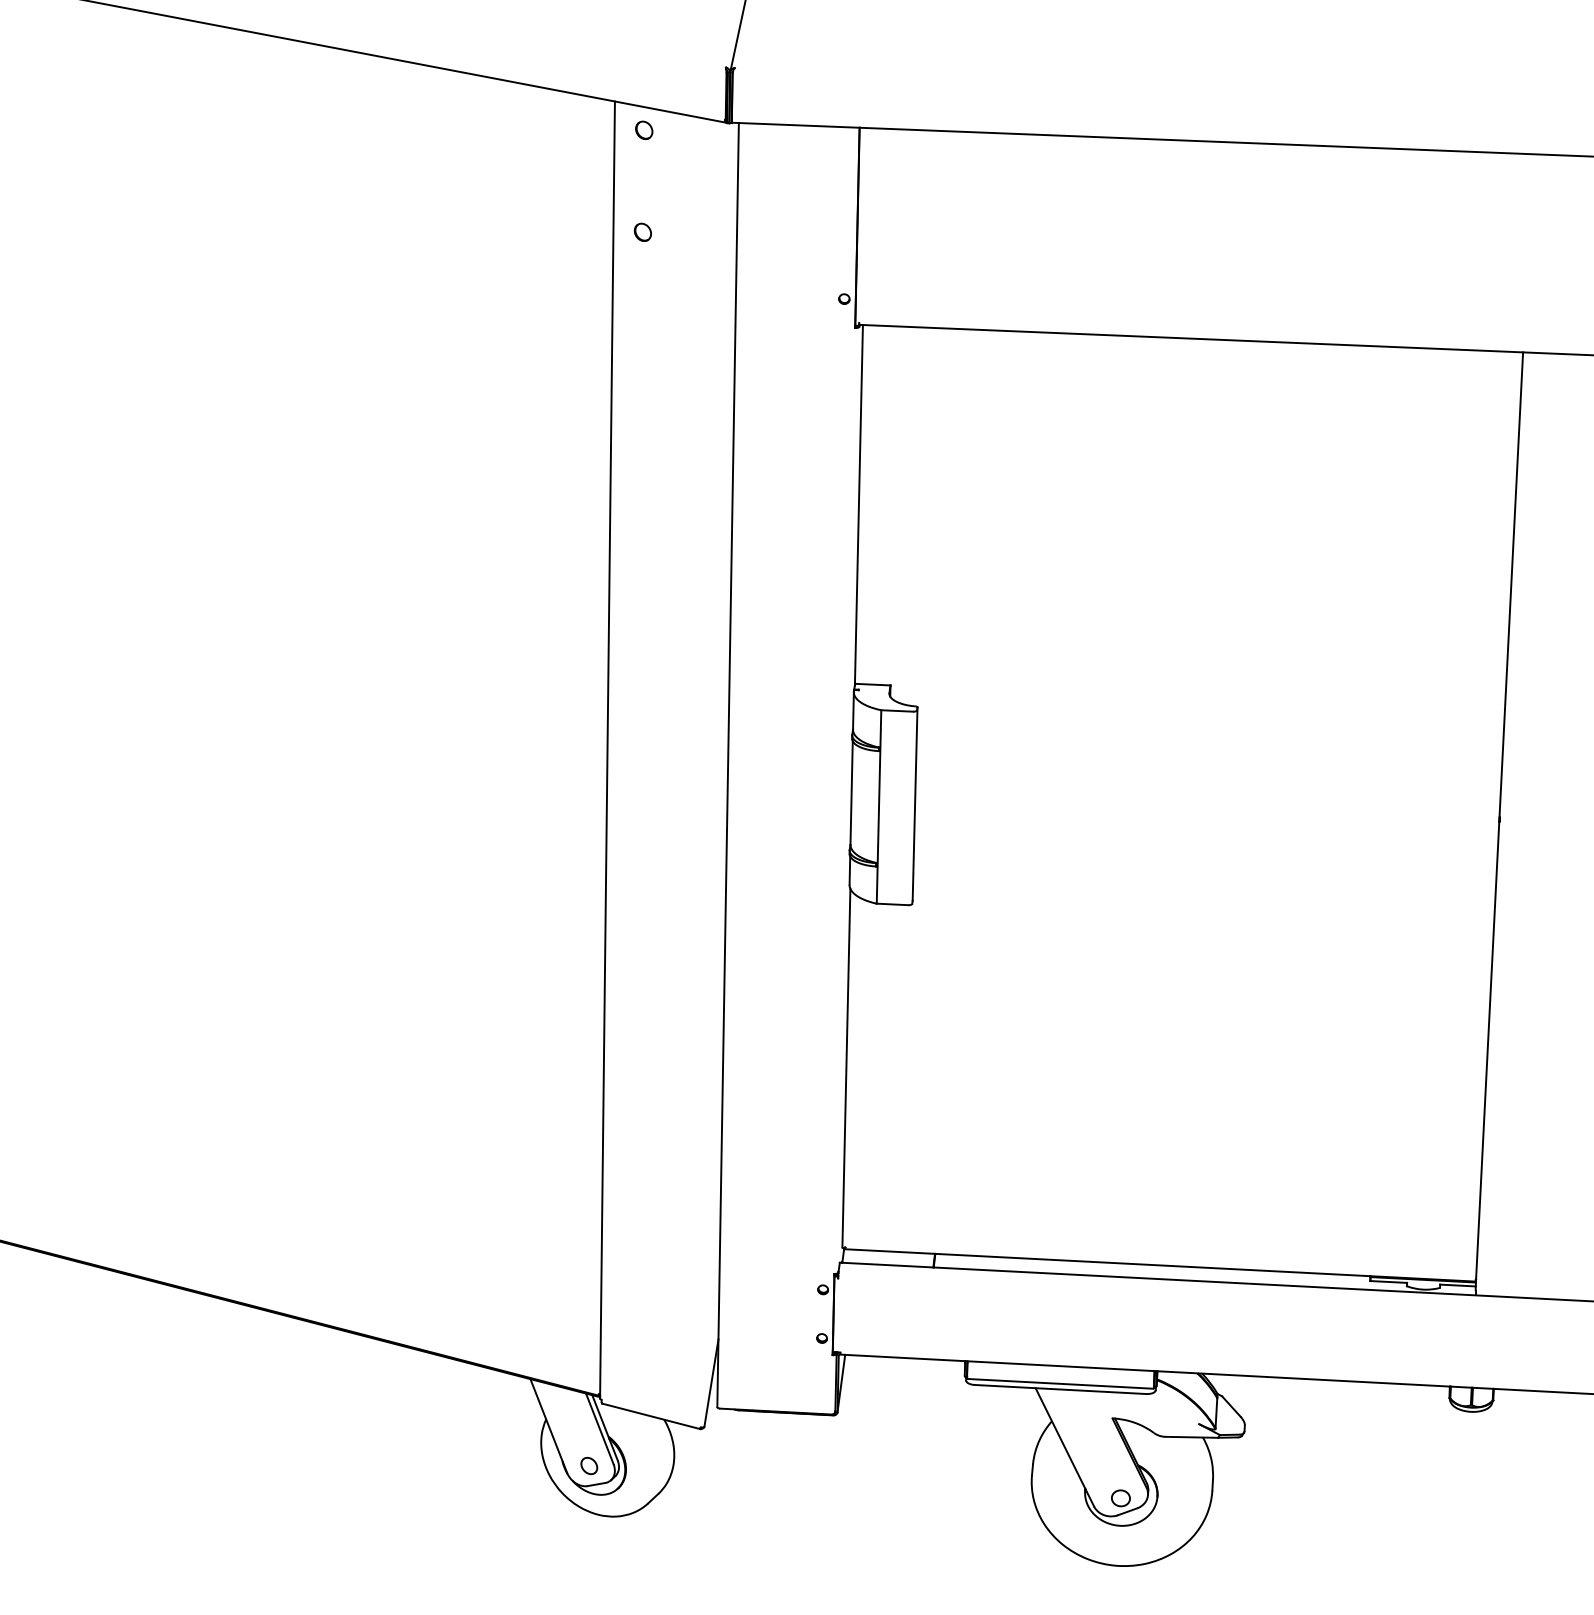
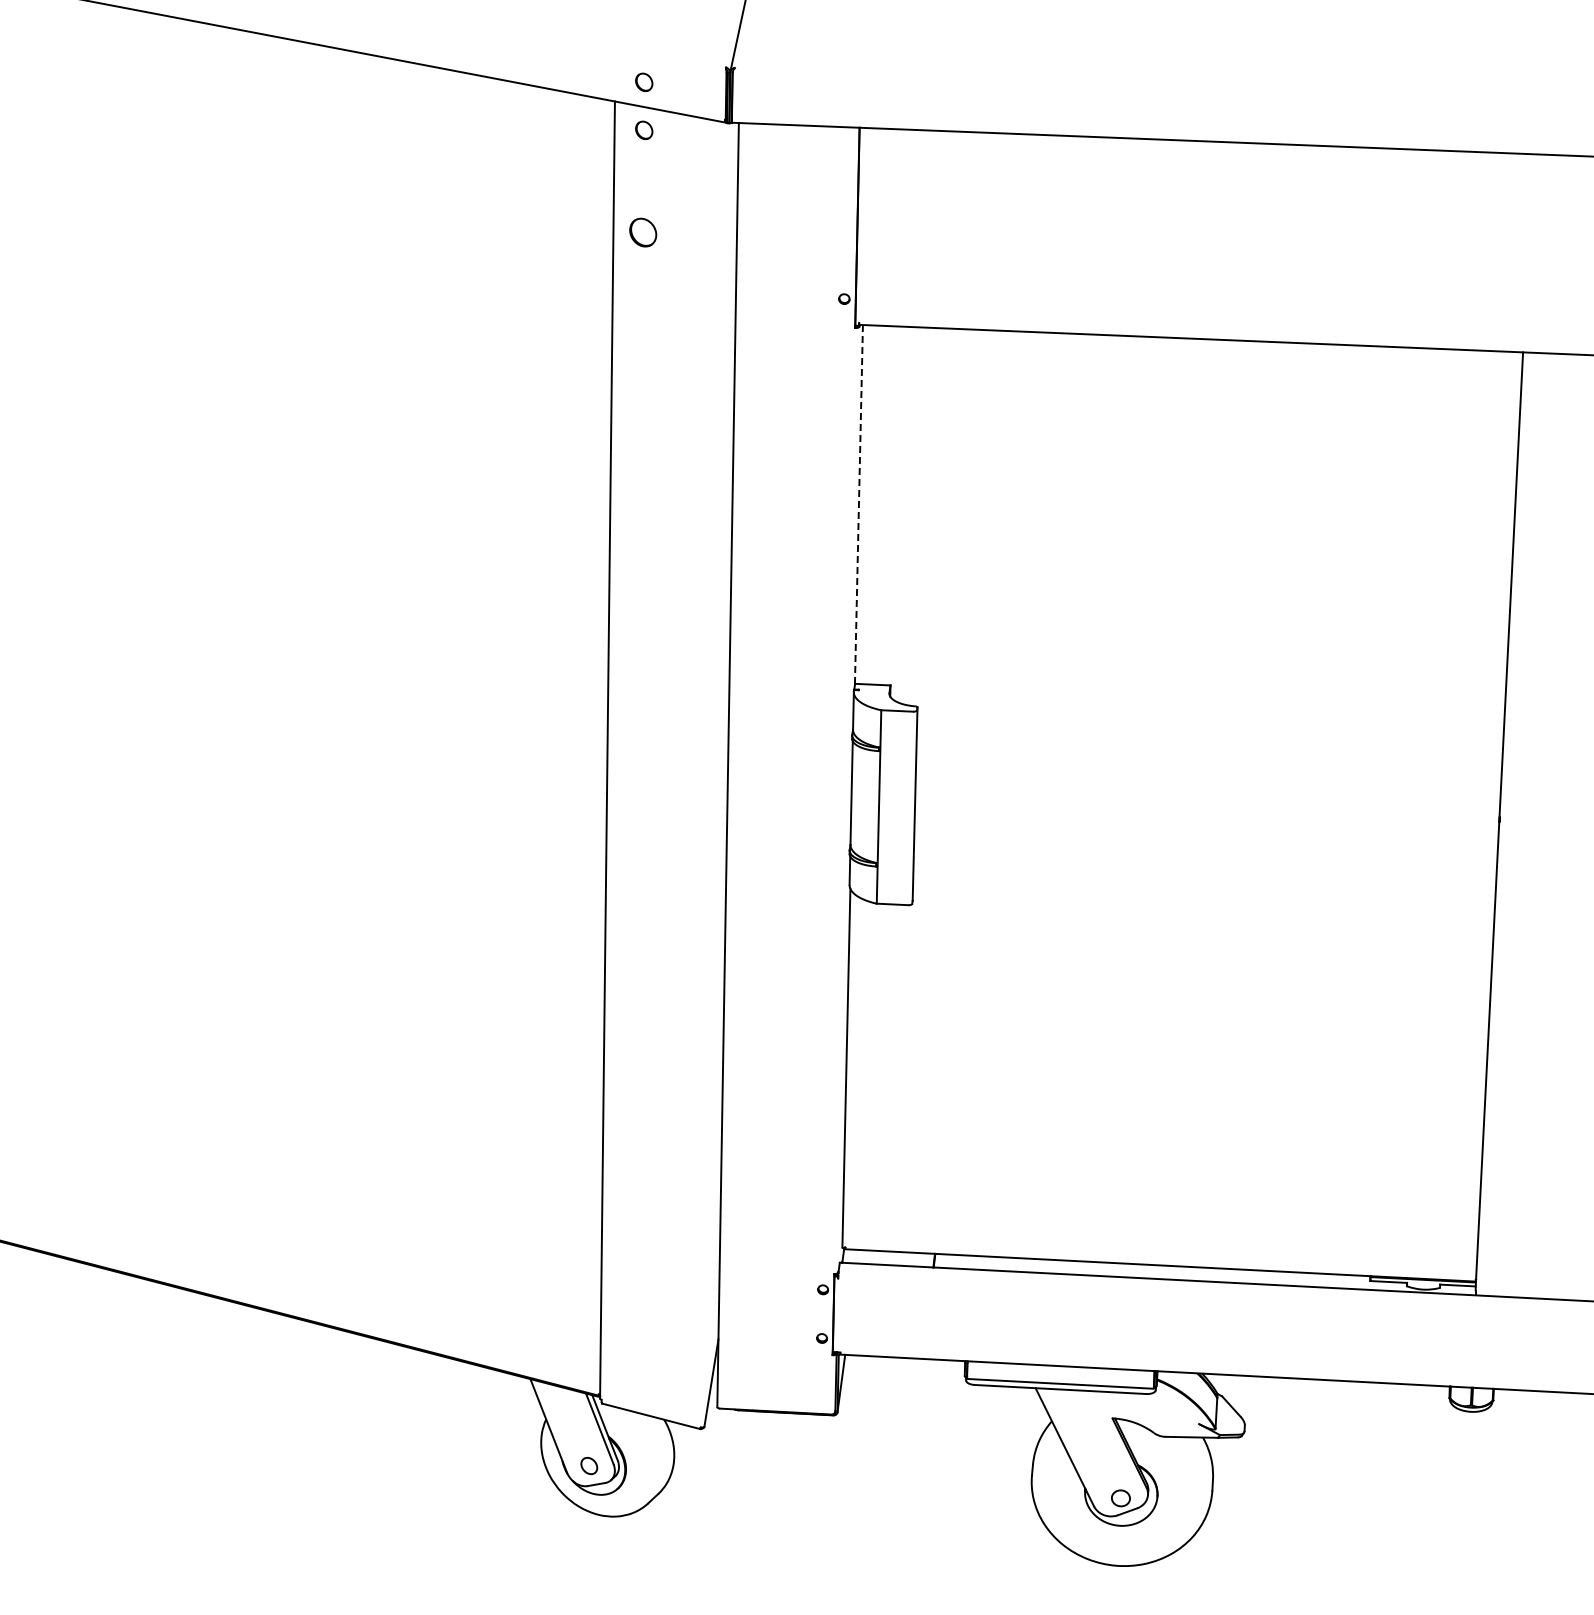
part: none -> present (644, 82)
part size: 19x20 px -> 29x31 px (643, 232)
line: solid -> dashed (858, 505)
